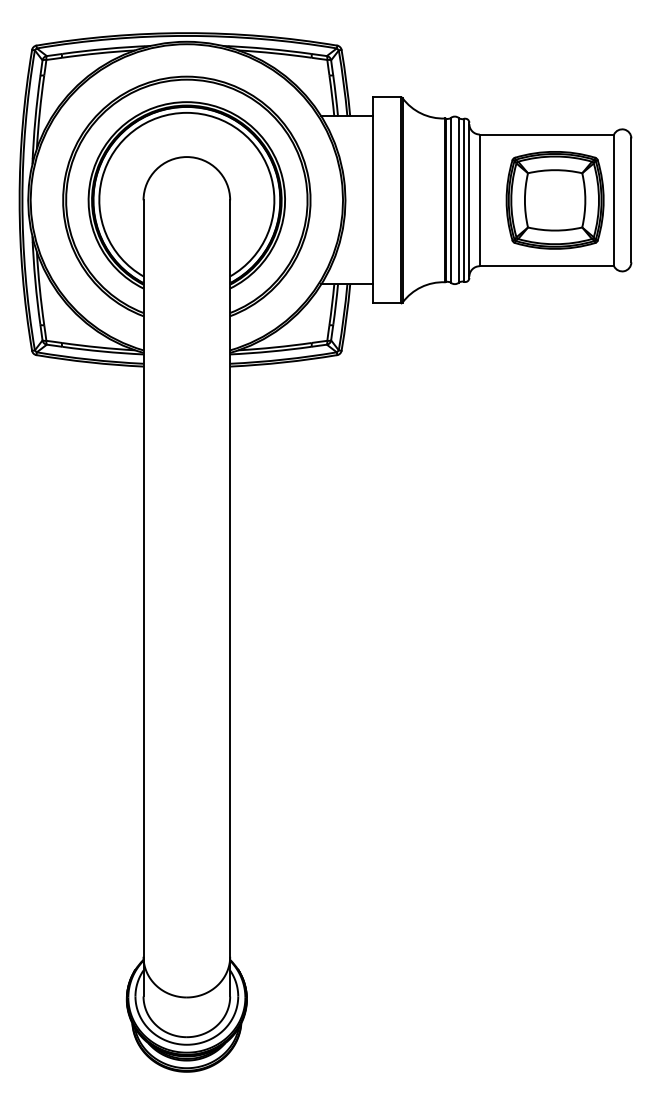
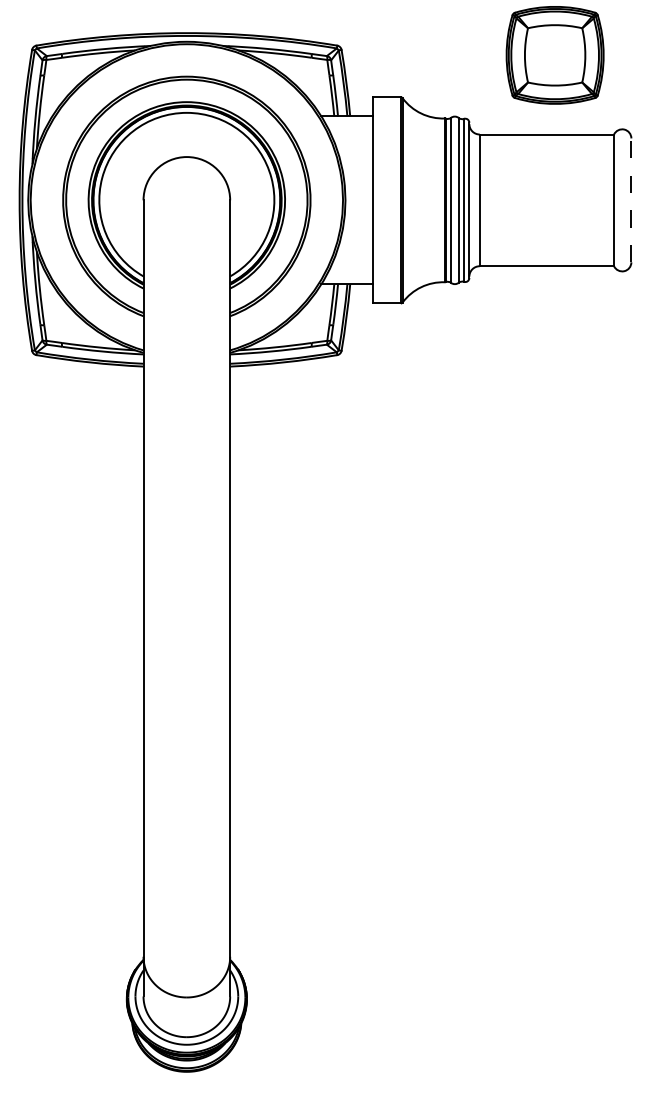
part position: (554, 200) -> (554, 55) (554, 55)
line: solid -> dashed (631, 200)
